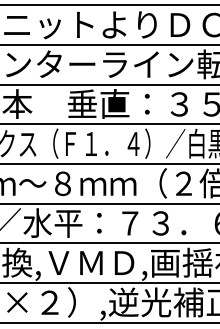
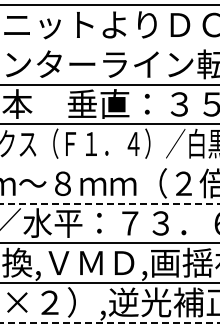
line: present -> none (109, 44)
line: present -> none (109, 164)
line: solid -> dashed (110, 203)
line: solid -> dashed (110, 322)
